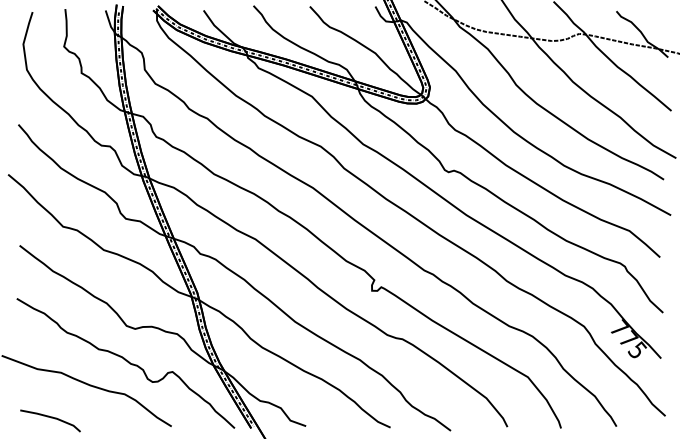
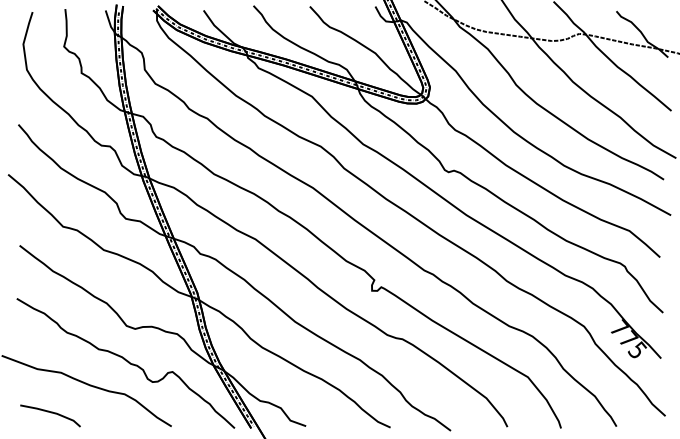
line position: (51, 418) -> (51, 413) (51, 413)
